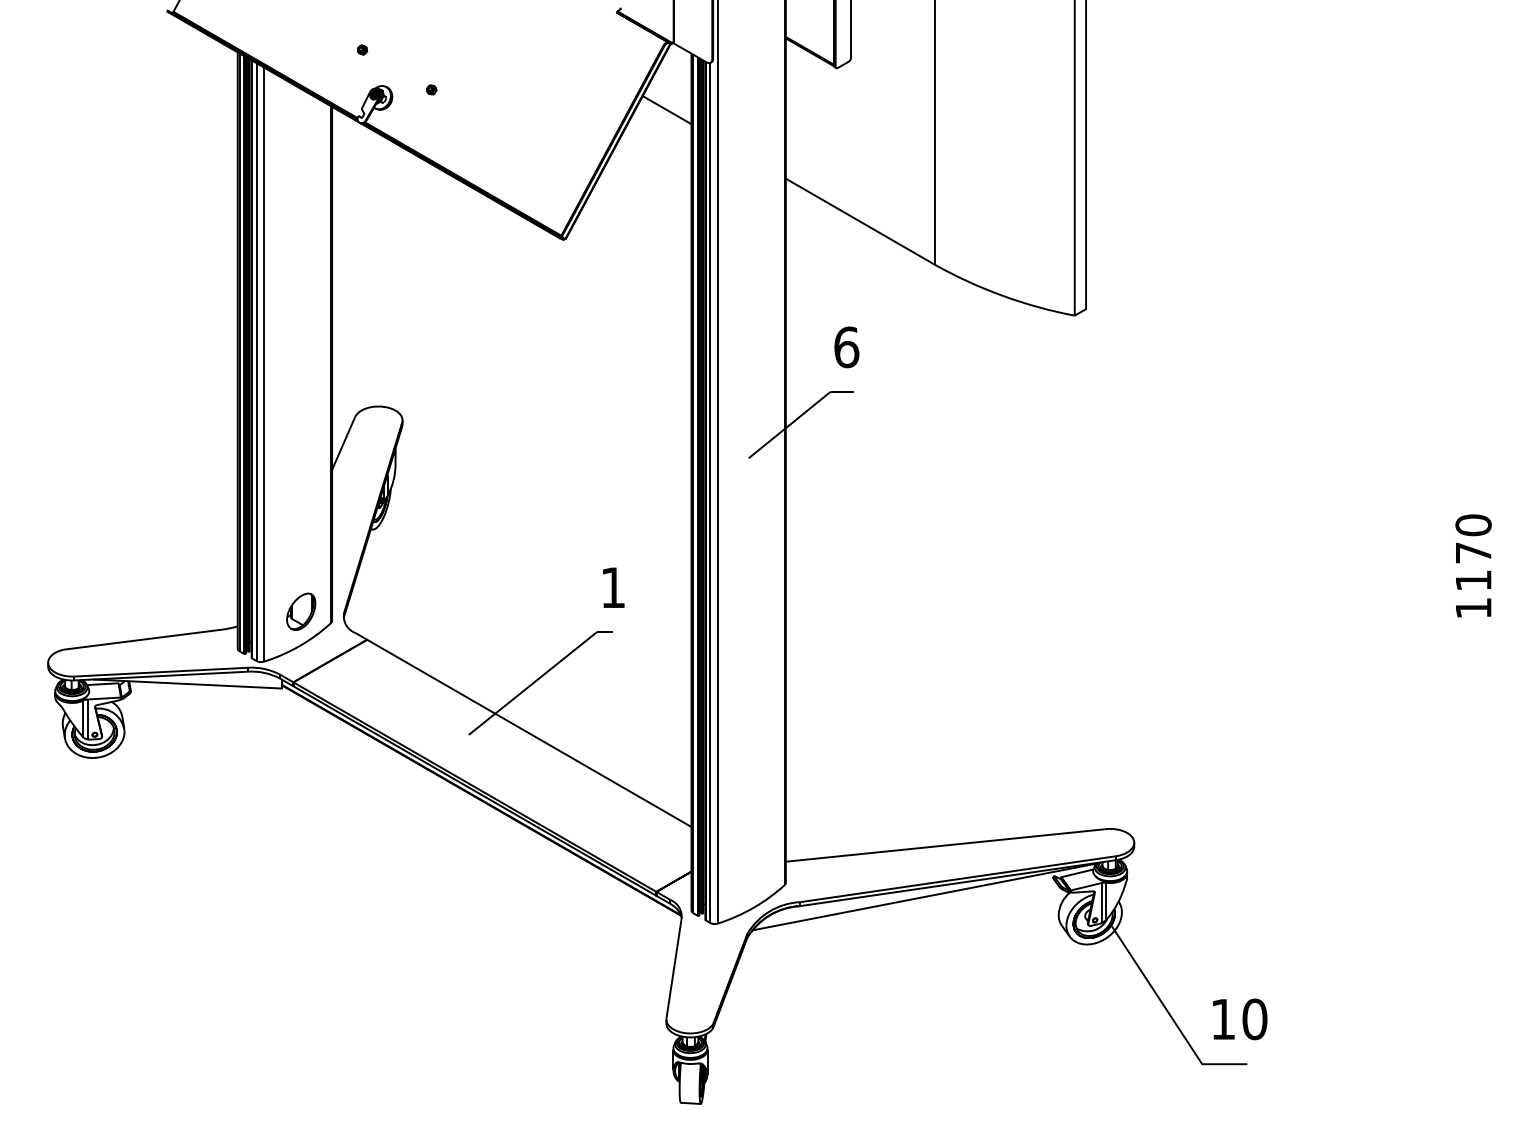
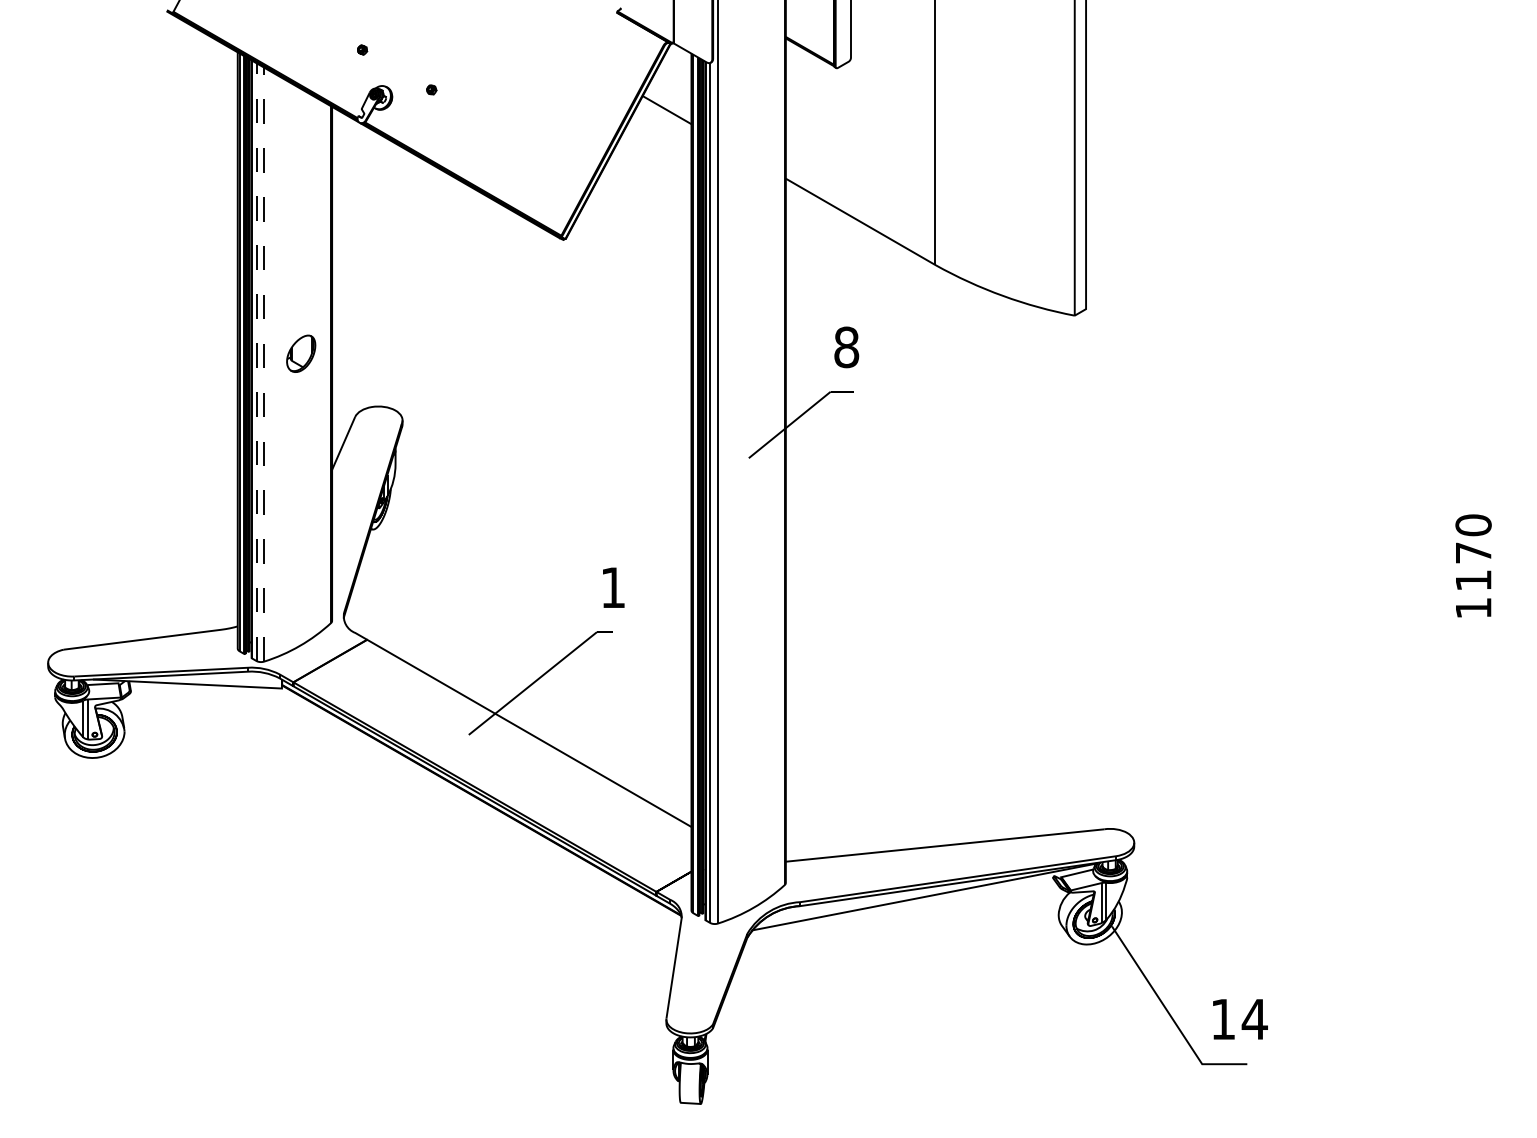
text: 6 -> 8 (846, 347)
line: solid -> dashed (256, 362)
line: solid -> dashed (264, 364)
part position: (301, 611) -> (301, 353) (301, 353)
text: 10 -> 14 (1254, 1019)
